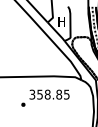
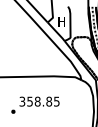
text position: (45, 97) -> (35, 104) (35, 104)
